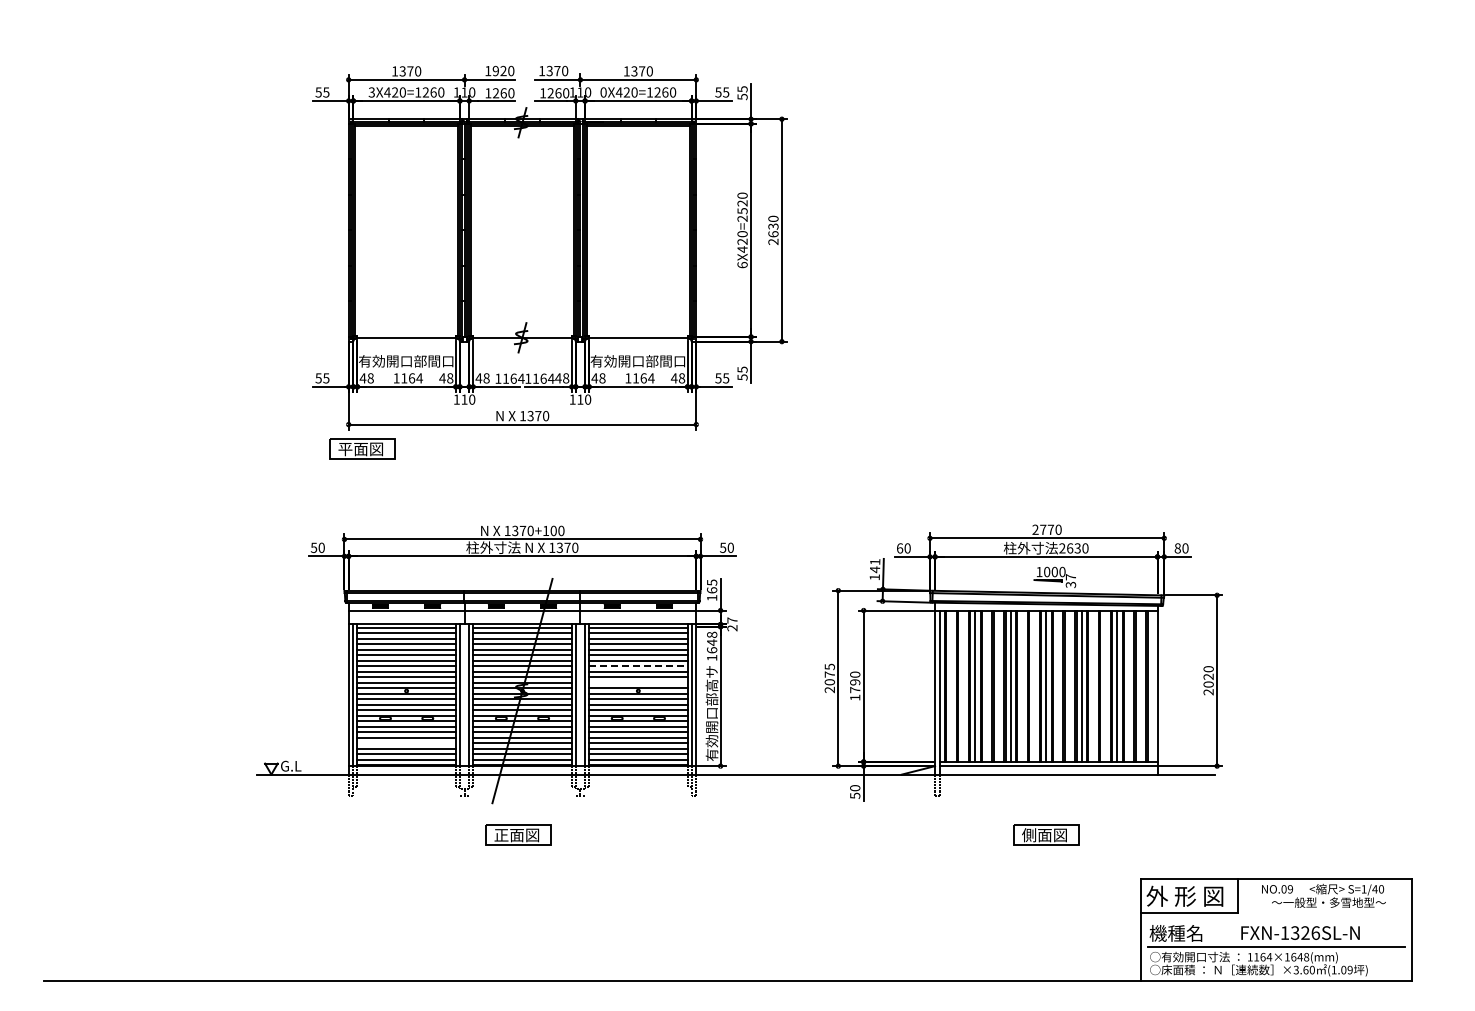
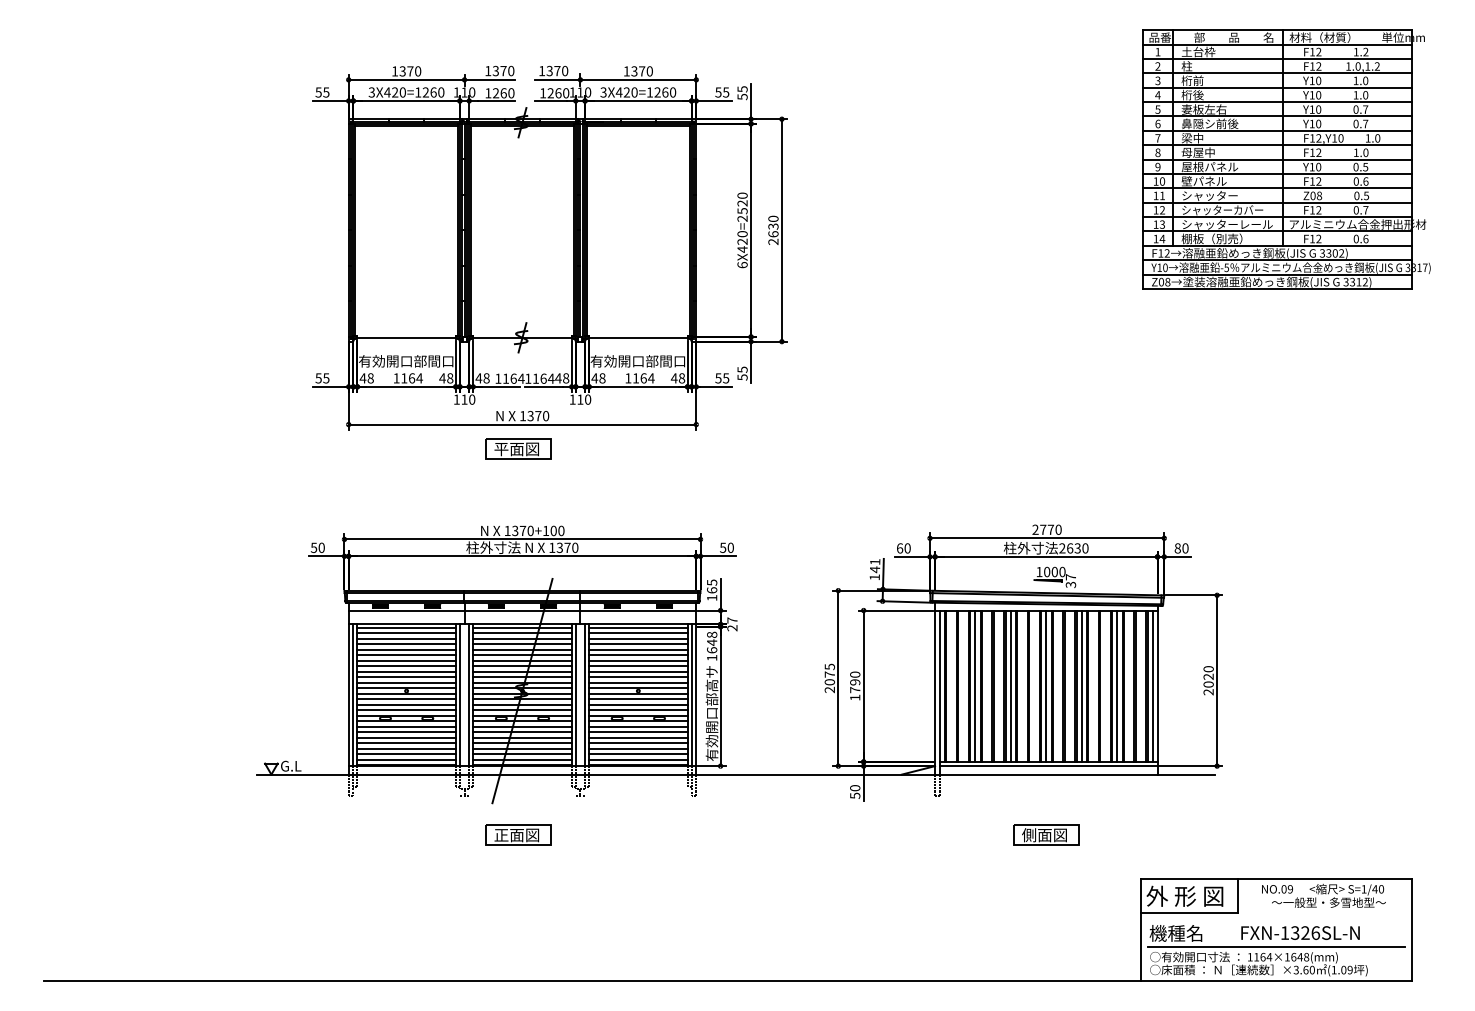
text: 1920 -> 1370 (499, 70)
text: 0X420=1260 -> 3X420=1260 (603, 92)
part: none -> present (1286, 159)
part position: (362, 448) -> (518, 448) (518, 448)
line: dashed -> solid (638, 666)
line: none -> present (638, 682)
line: none -> present (1152, 685)
line: none -> present (406, 743)
